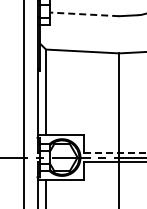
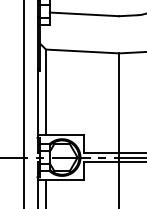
line: dashed -> solid (84, 14)
line: dashed -> solid (115, 152)
